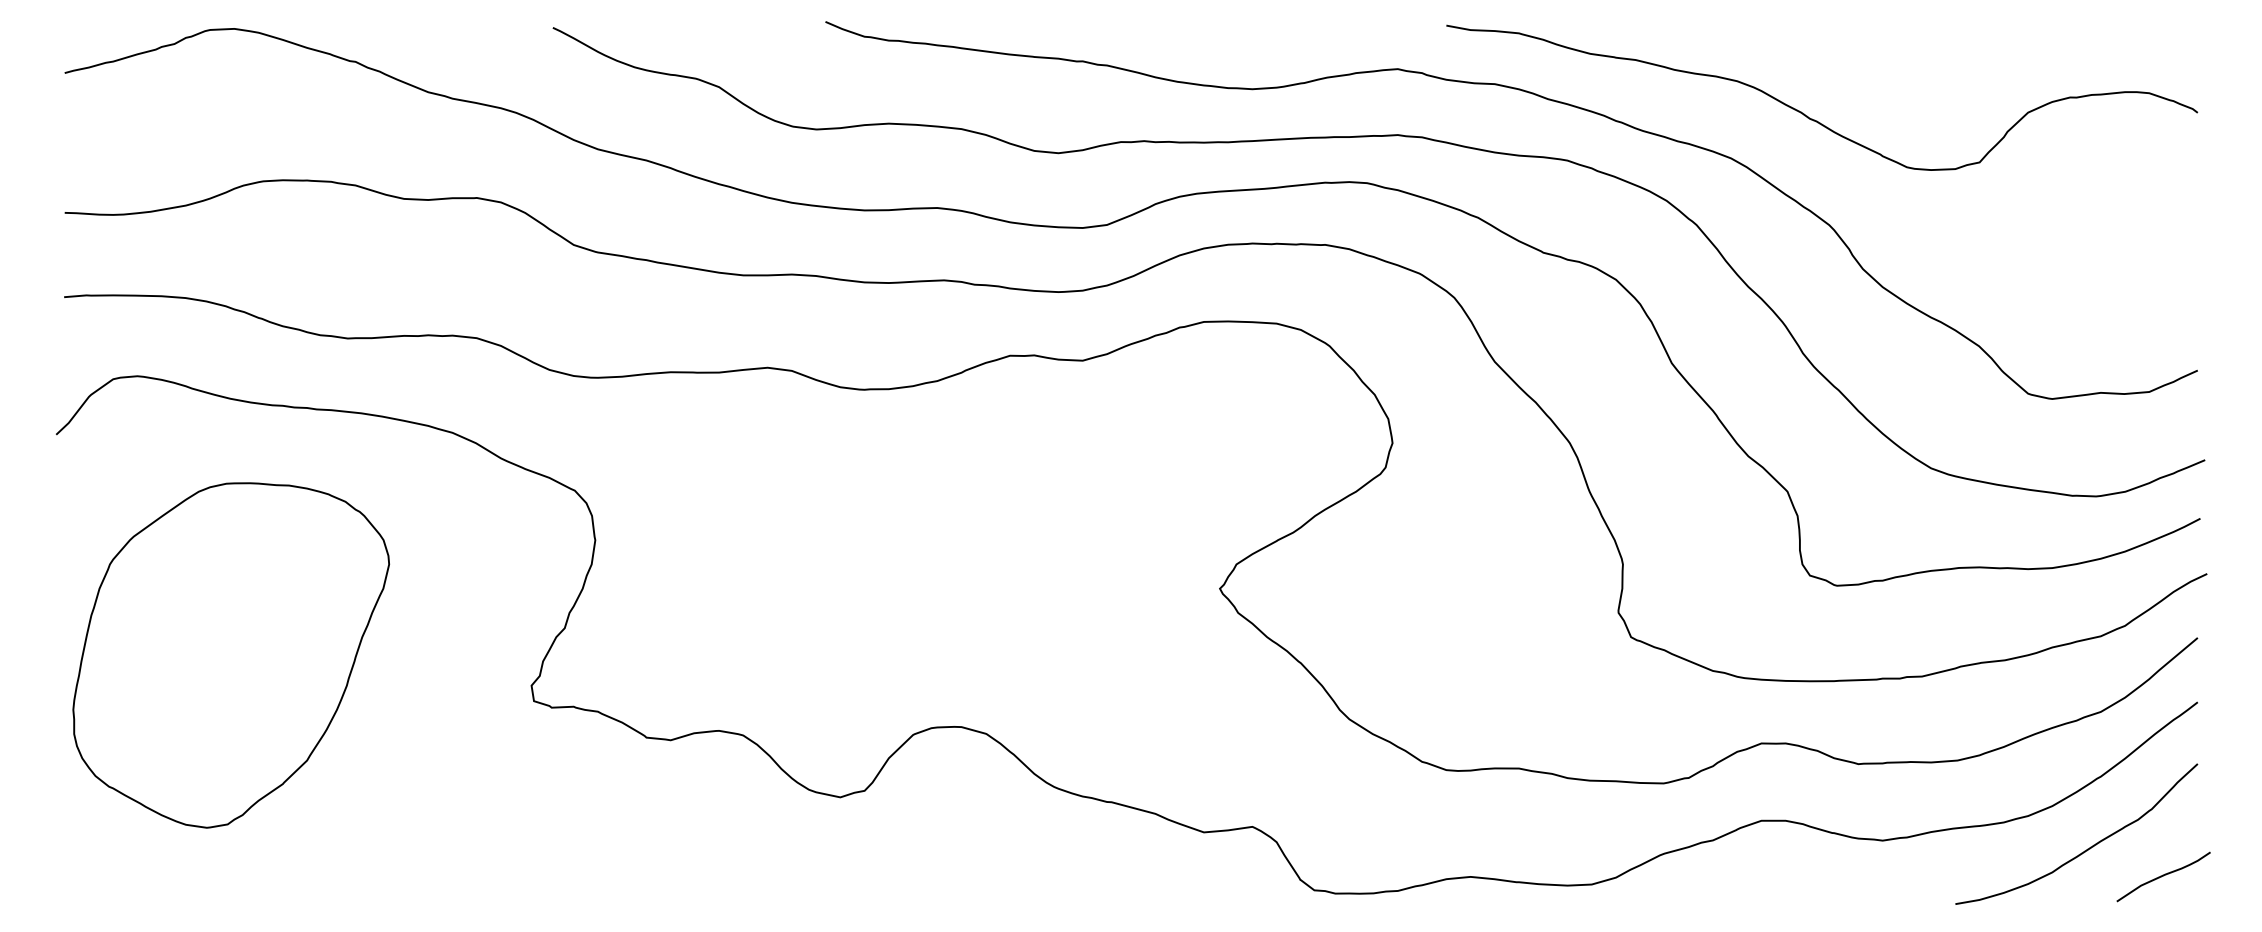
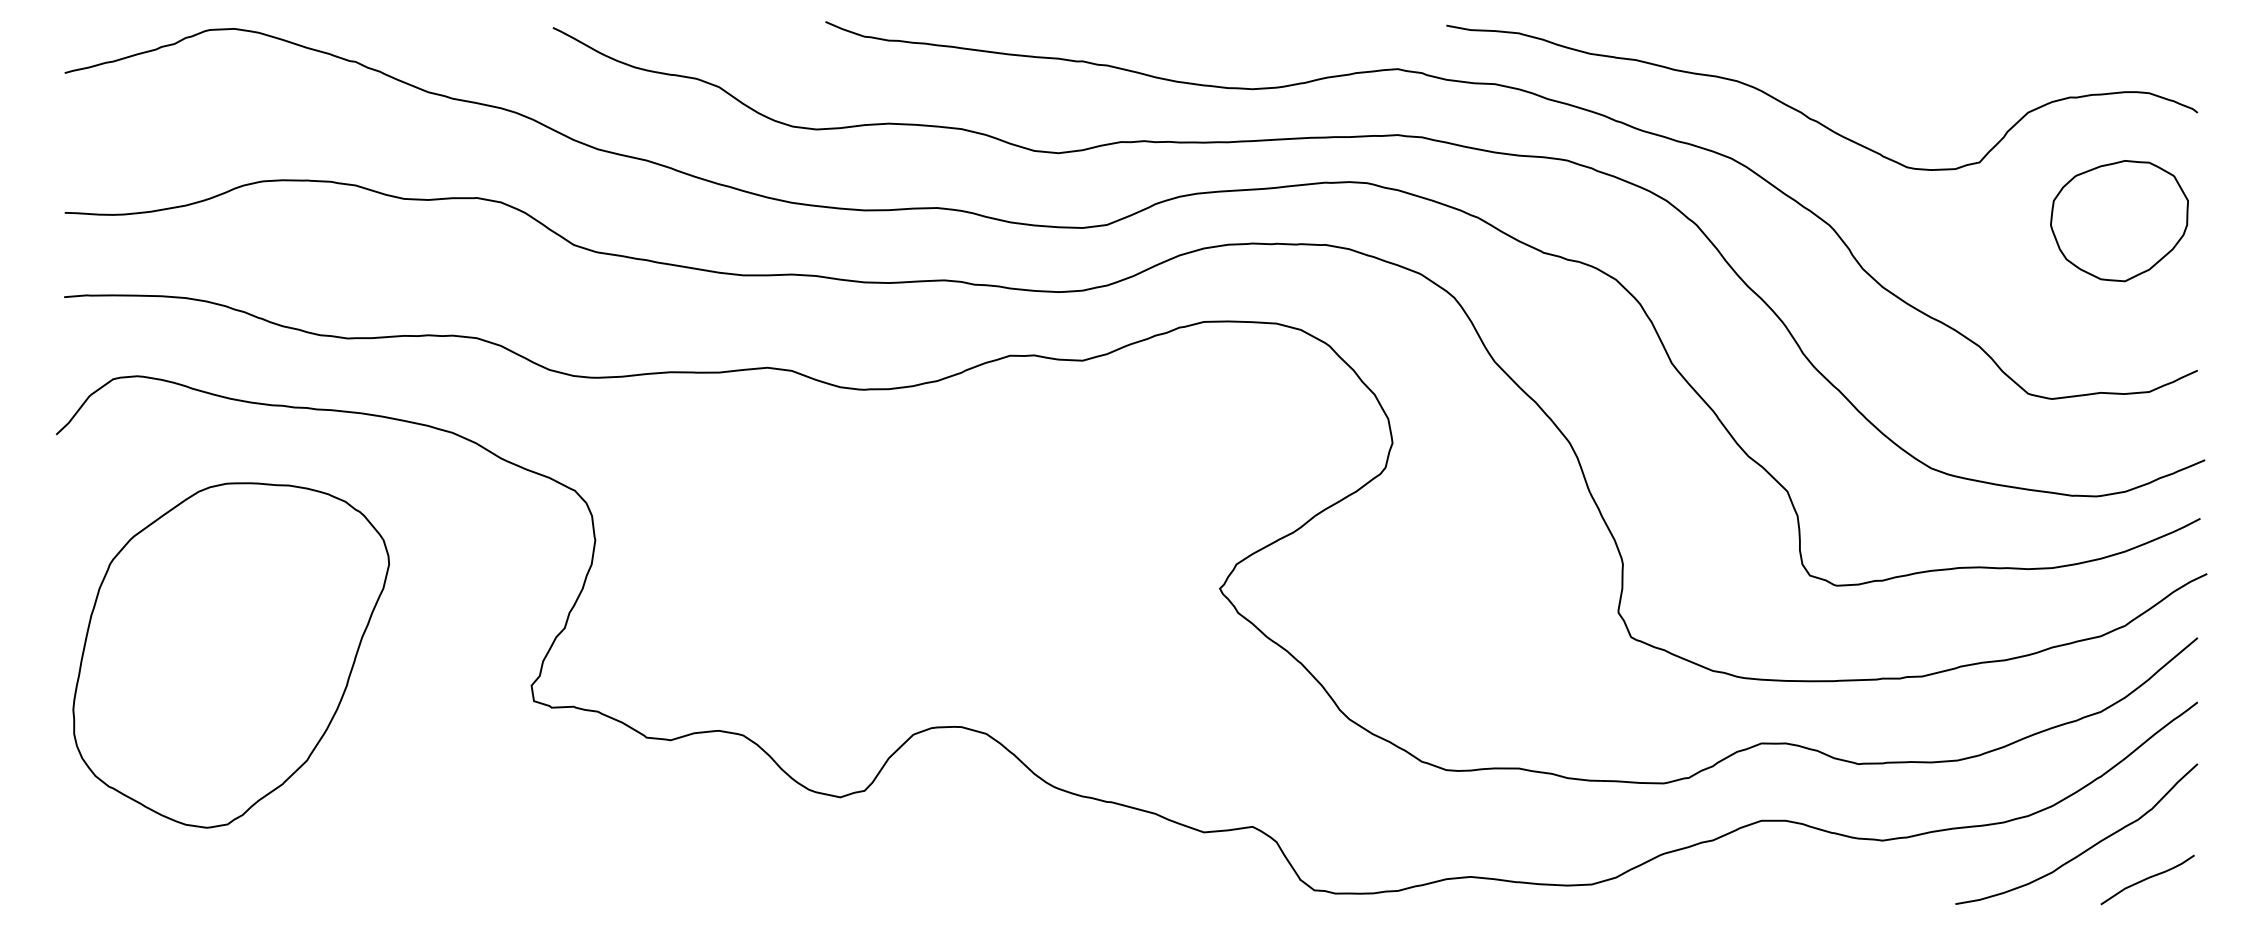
part: none -> present (2119, 221)
curve position: (2163, 876) -> (2147, 879) (2147, 879)
